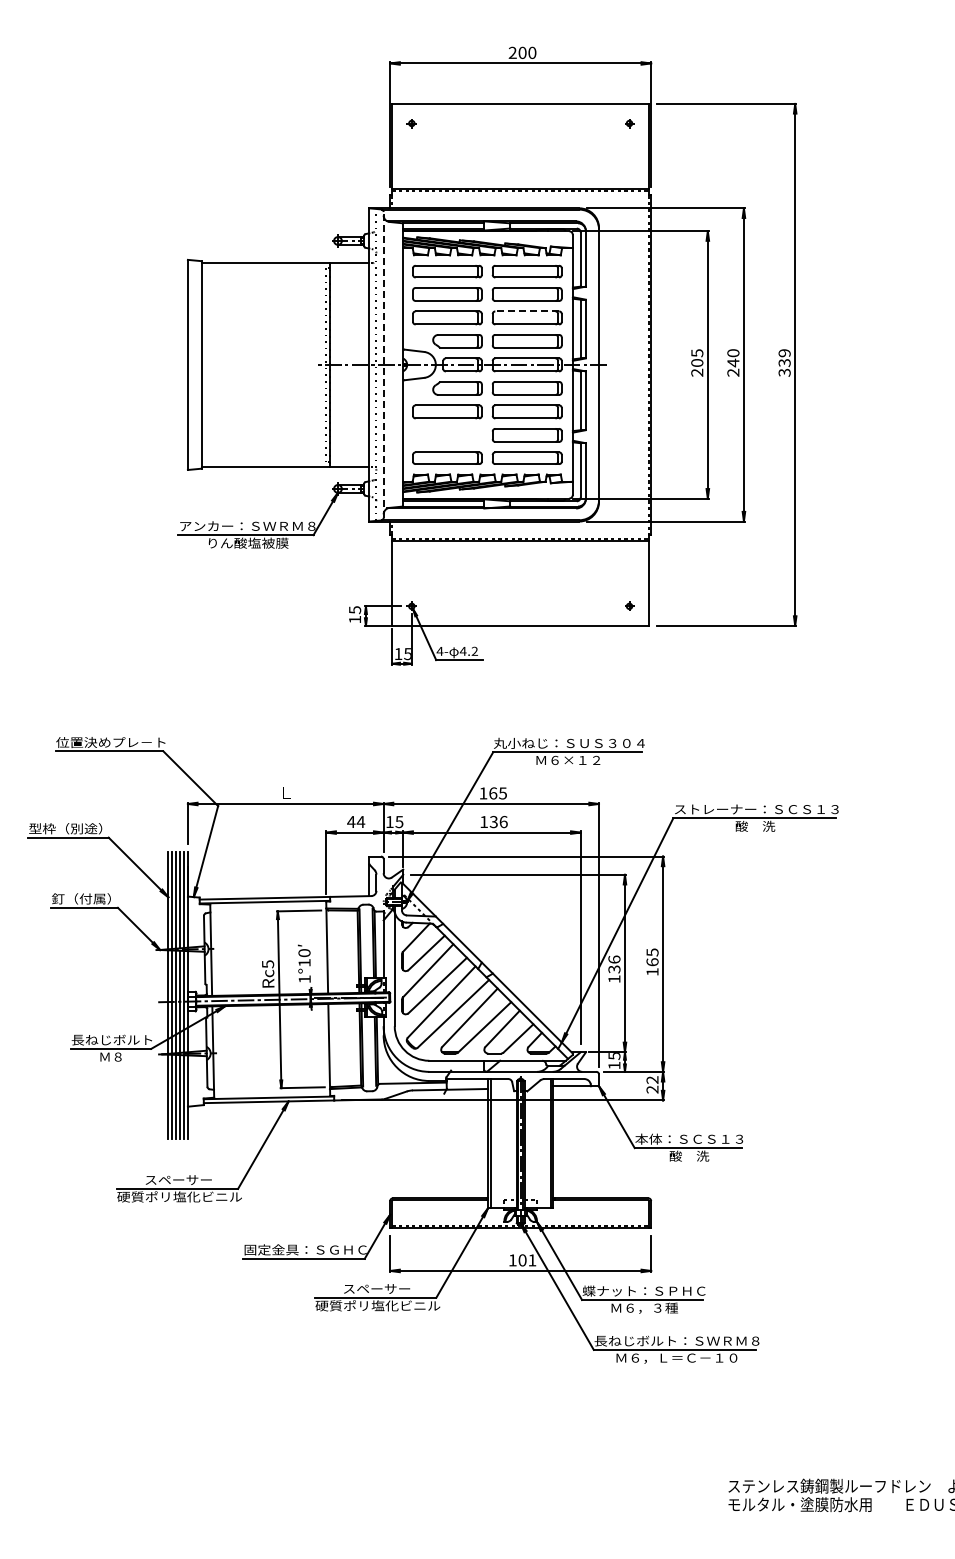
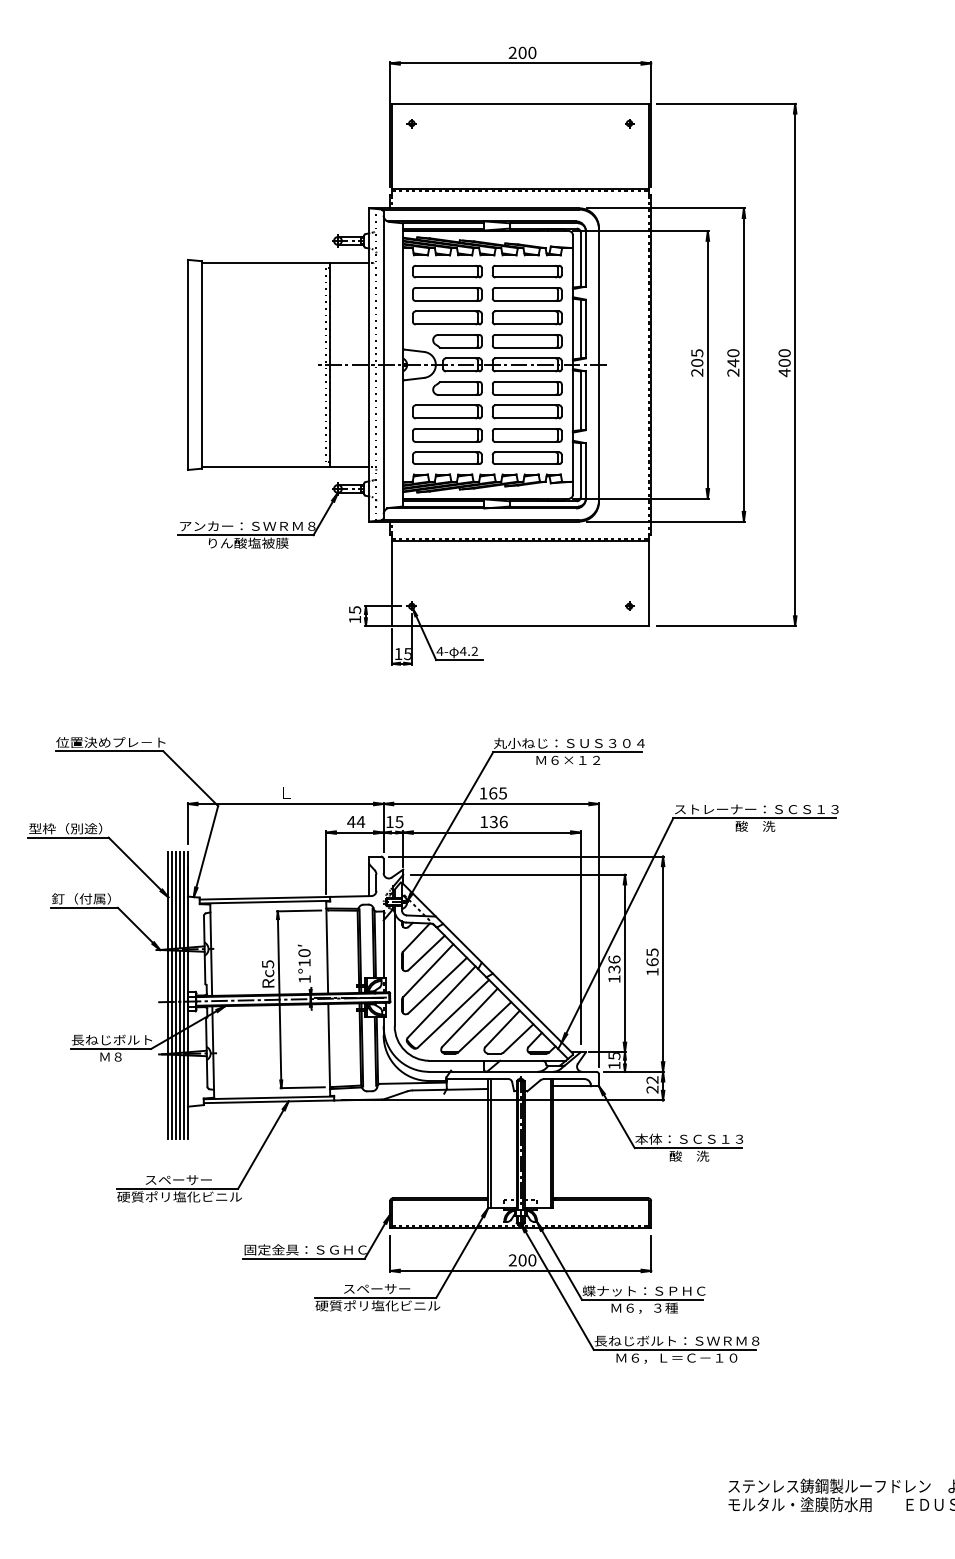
line: dashed -> solid (527, 311)
text: 339 -> 400 (784, 363)
line: dashed -> solid (383, 364)
part: none -> present (447, 435)
text: 101 -> 200 (522, 1260)
